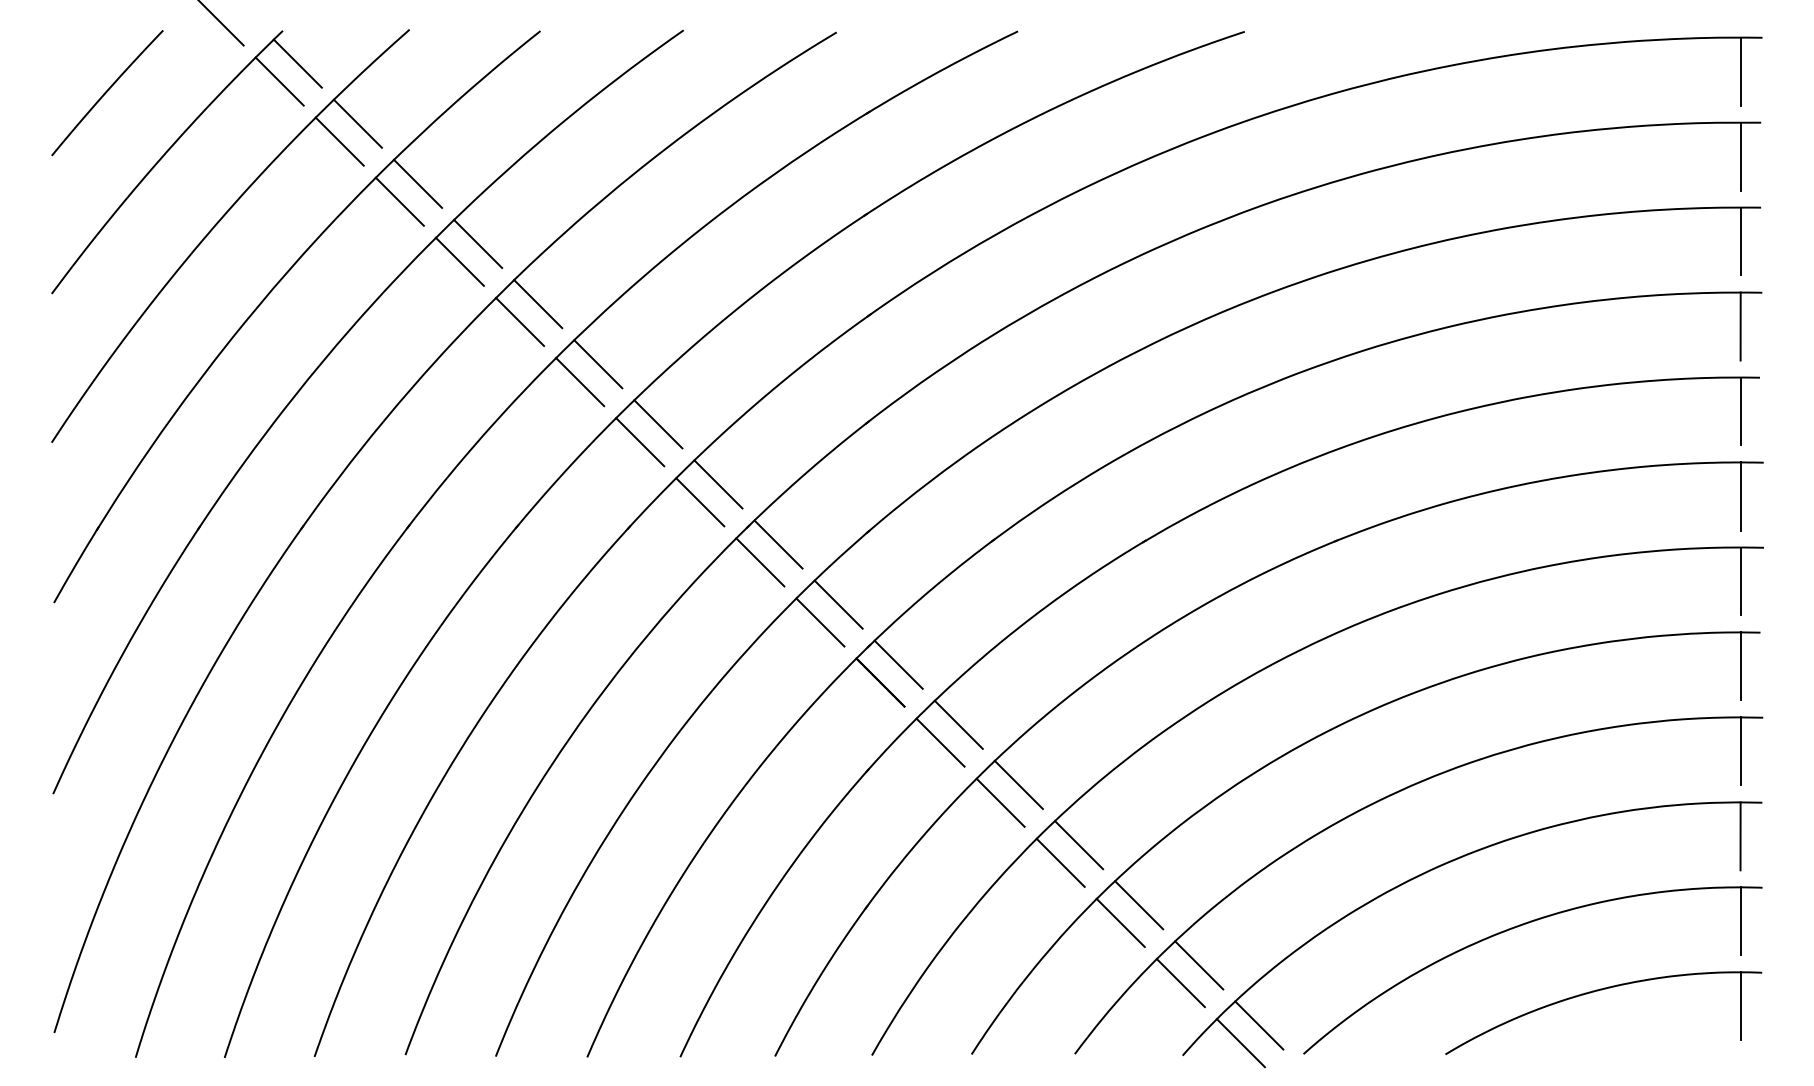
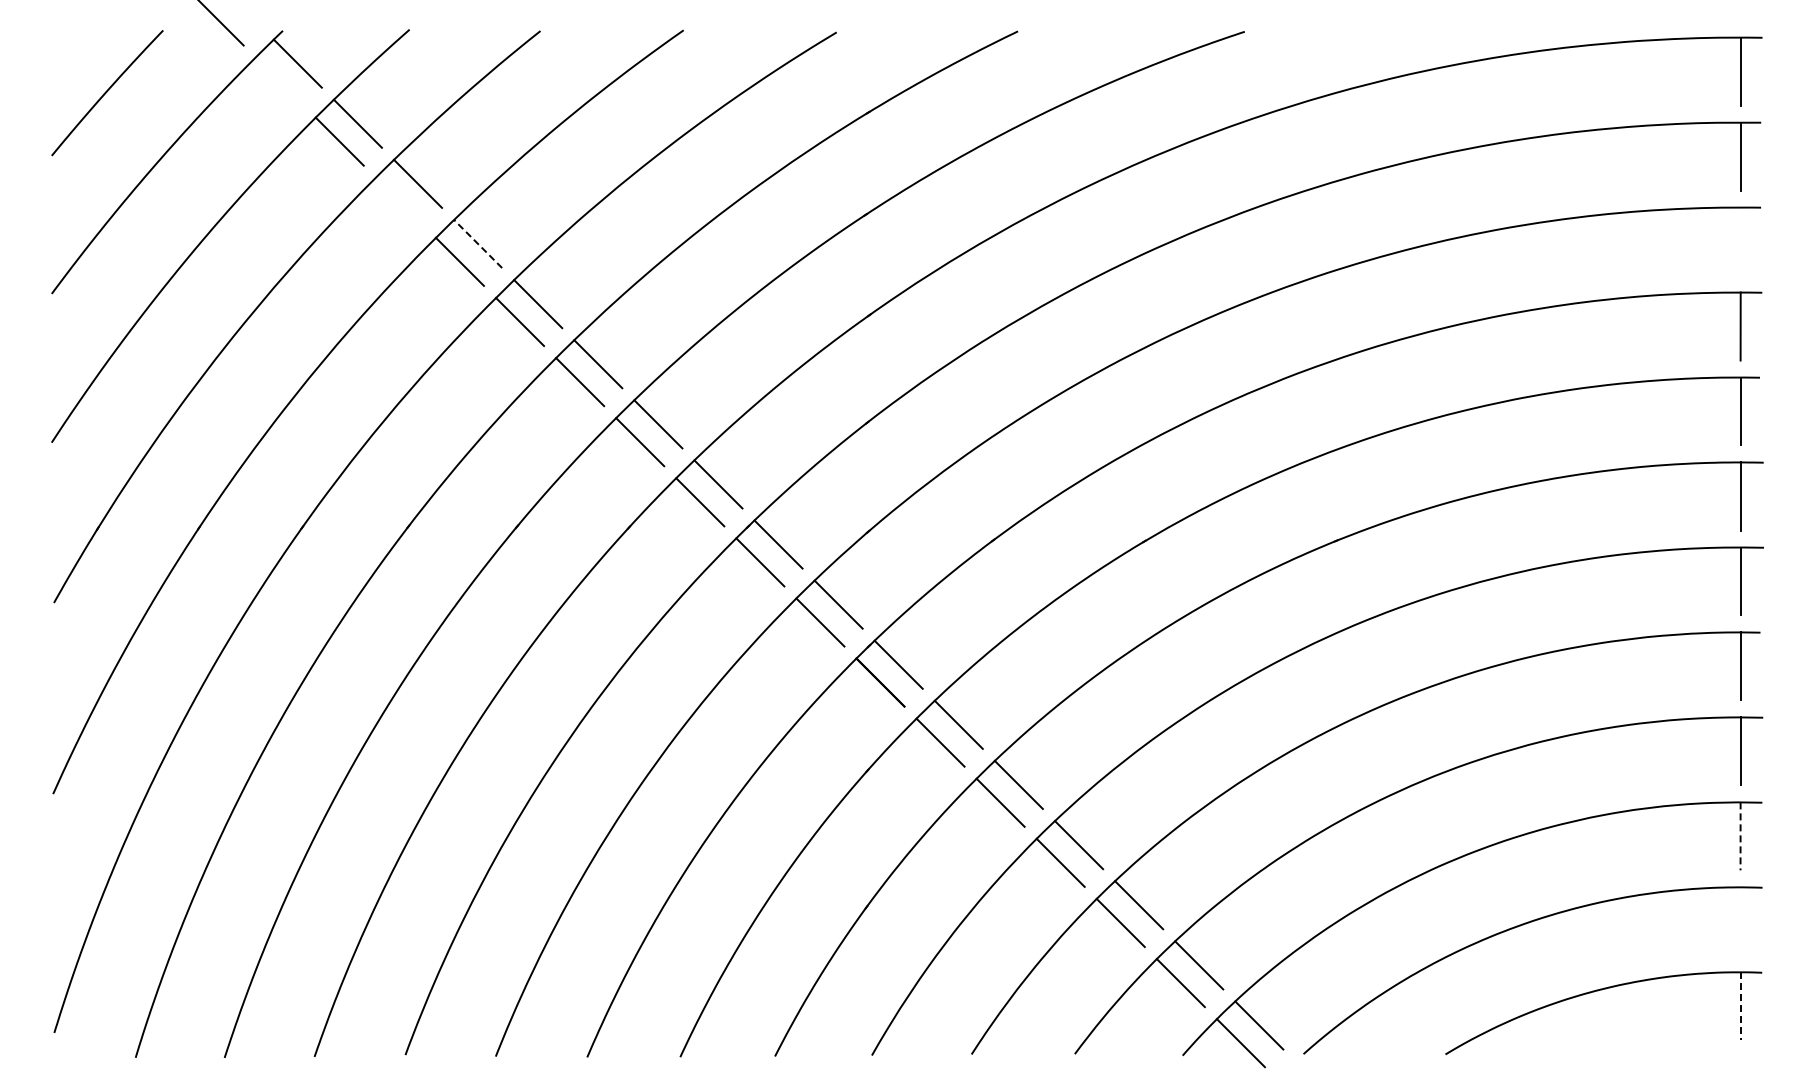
line: present -> none (279, 81)
line: present -> none (399, 201)
line: present -> none (1740, 241)
line: solid -> dashed (478, 244)
line: solid -> dashed (1740, 836)
line: present -> none (1740, 921)
line: solid -> dashed (1740, 1006)
